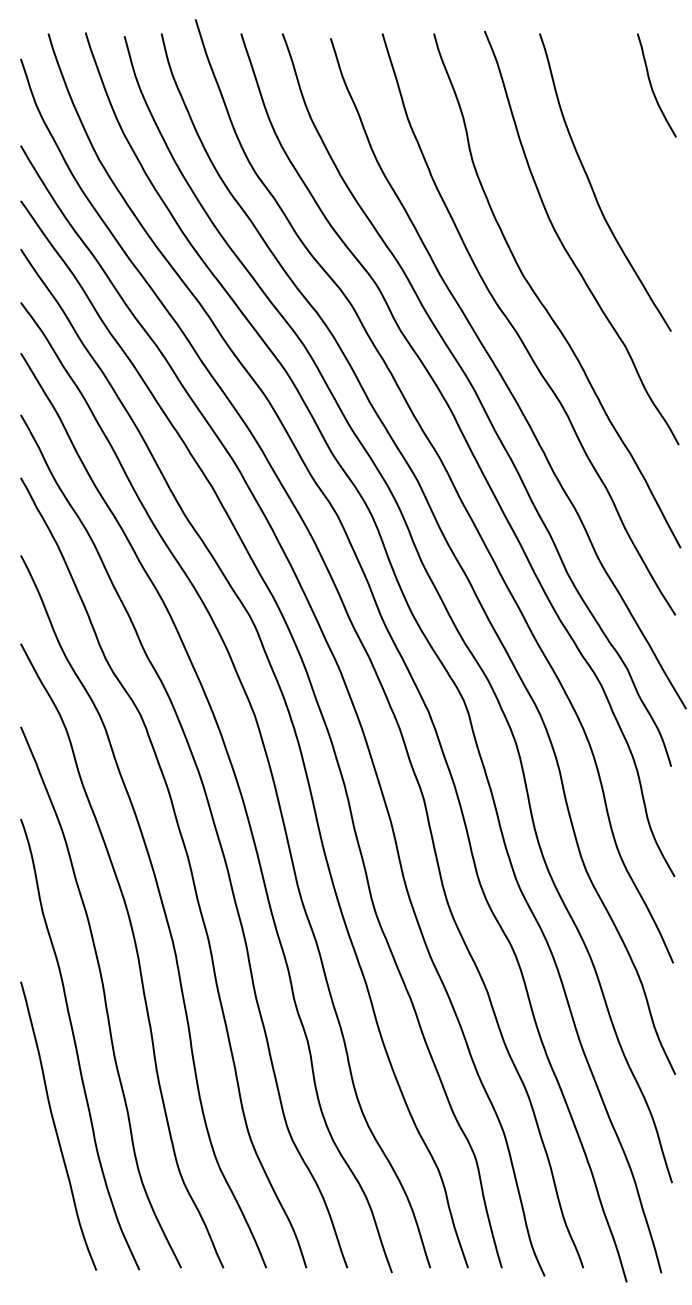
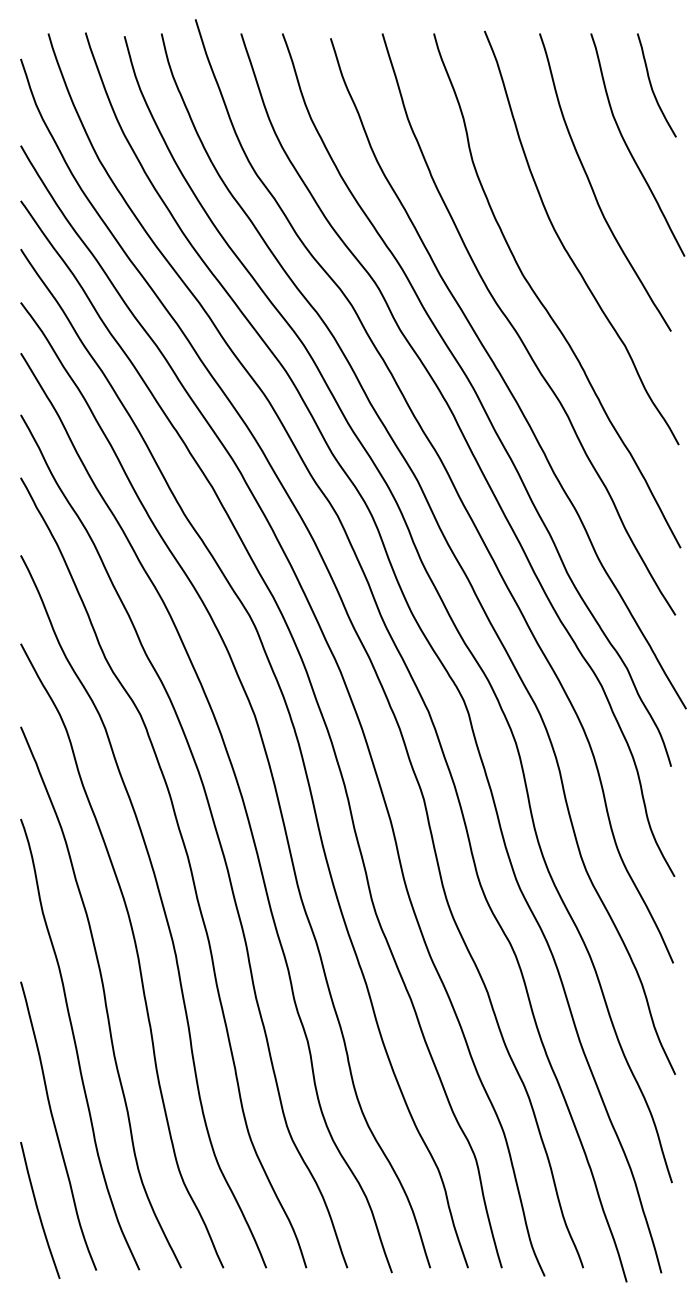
curve: none -> present (629, 148)
curve: none -> present (38, 1209)
